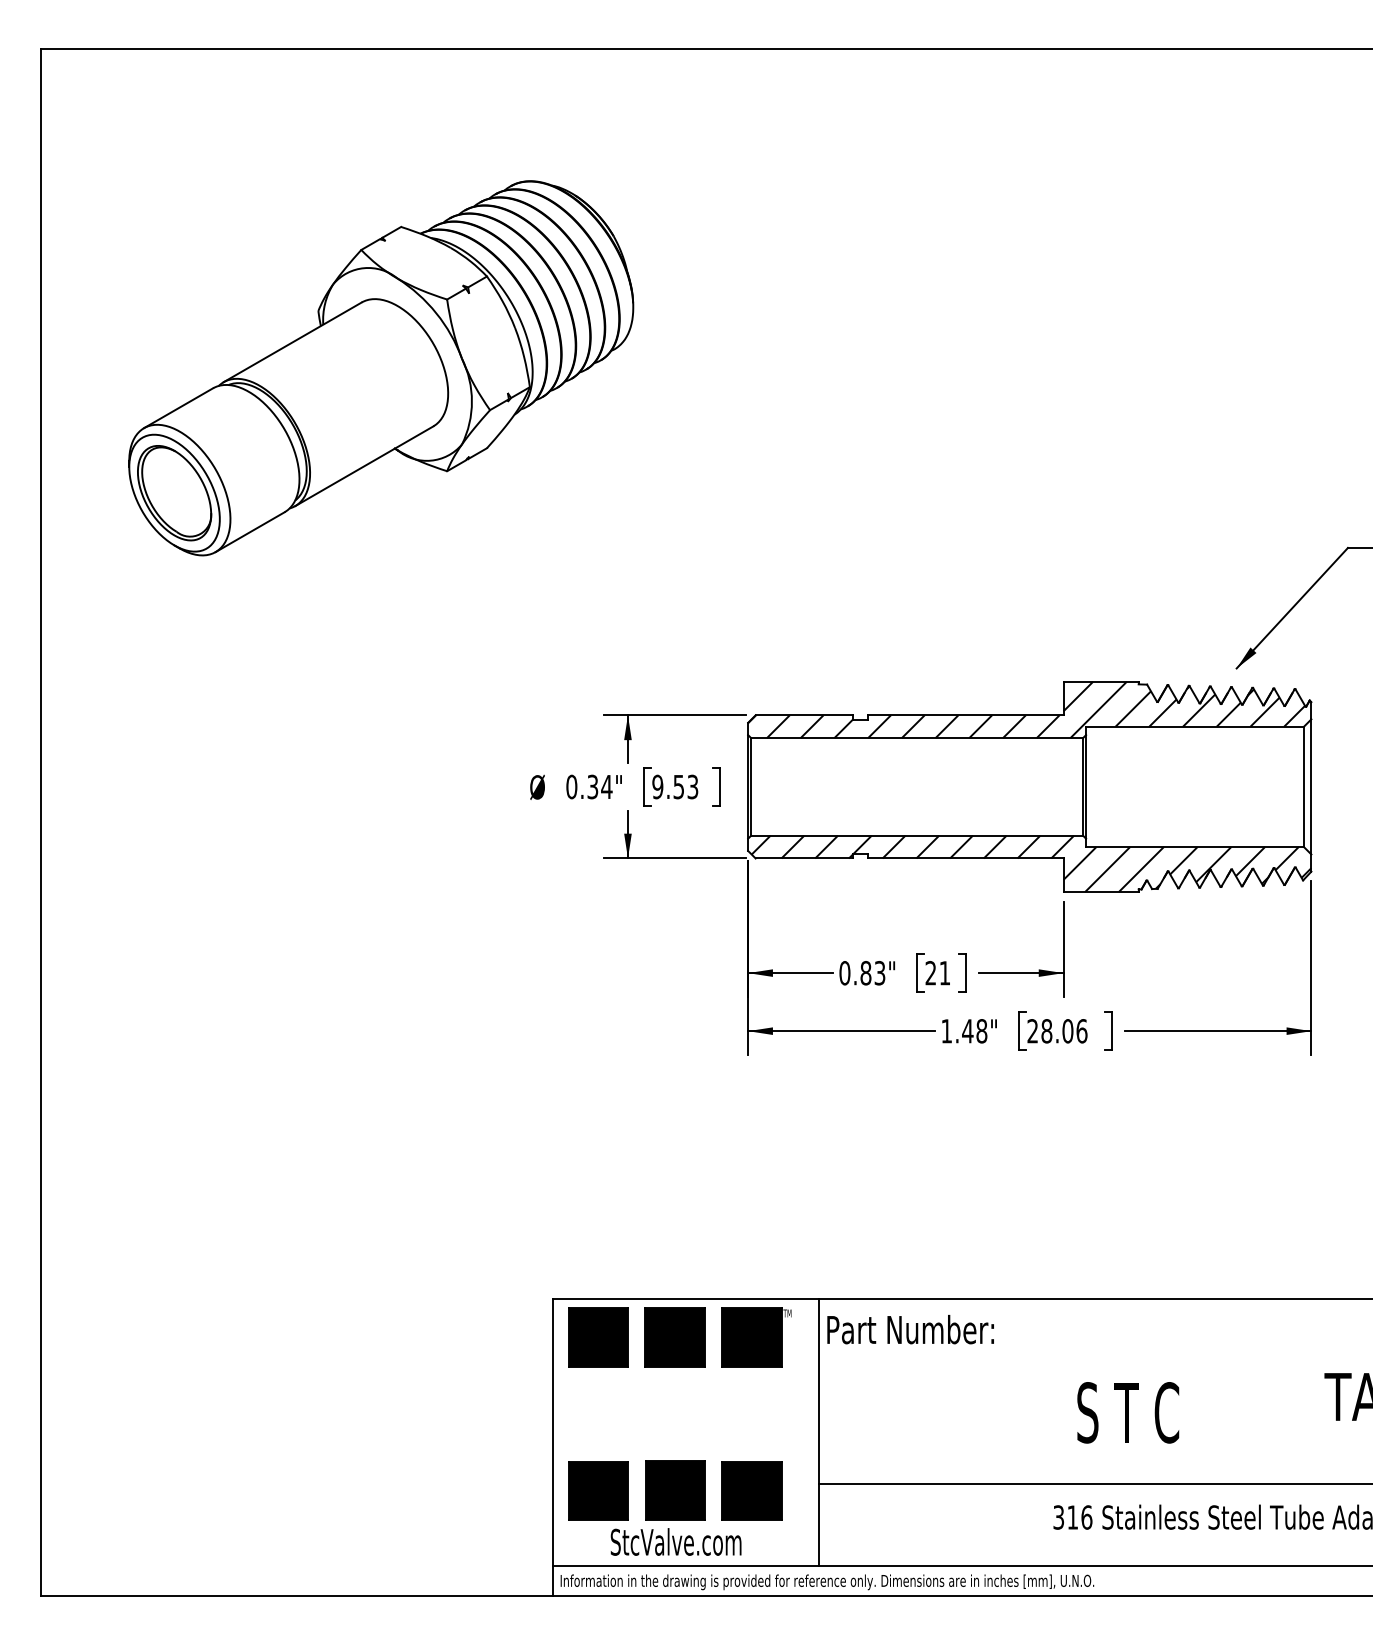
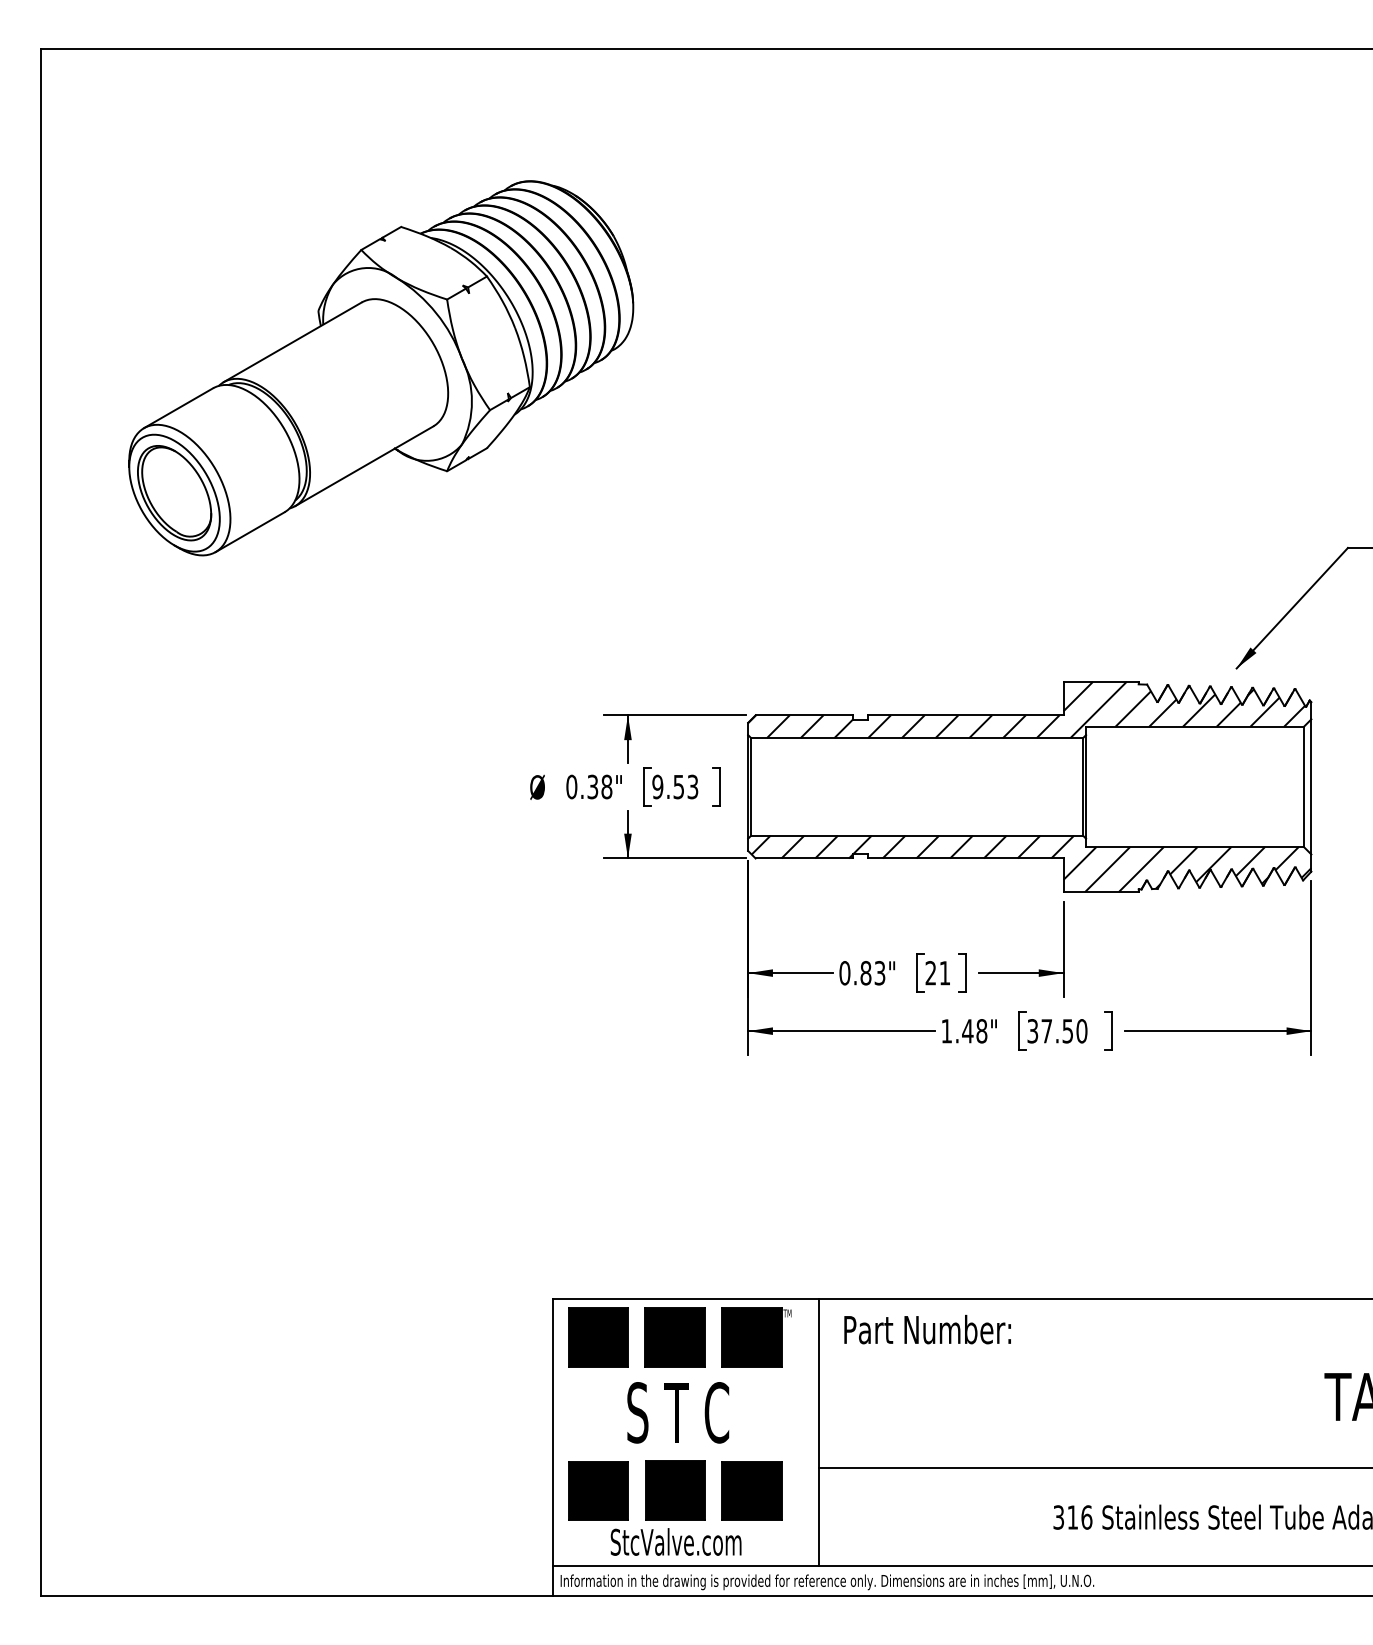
text: 0.34" -> 0.38" (606, 786)
text: 28.06 -> 37.50 (1057, 1031)
text position: (910, 1329) -> (927, 1329) (927, 1329)
text position: (1128, 1412) -> (678, 1412) (678, 1412)
line position: (1094, 1483) -> (1094, 1467) (1094, 1467)
